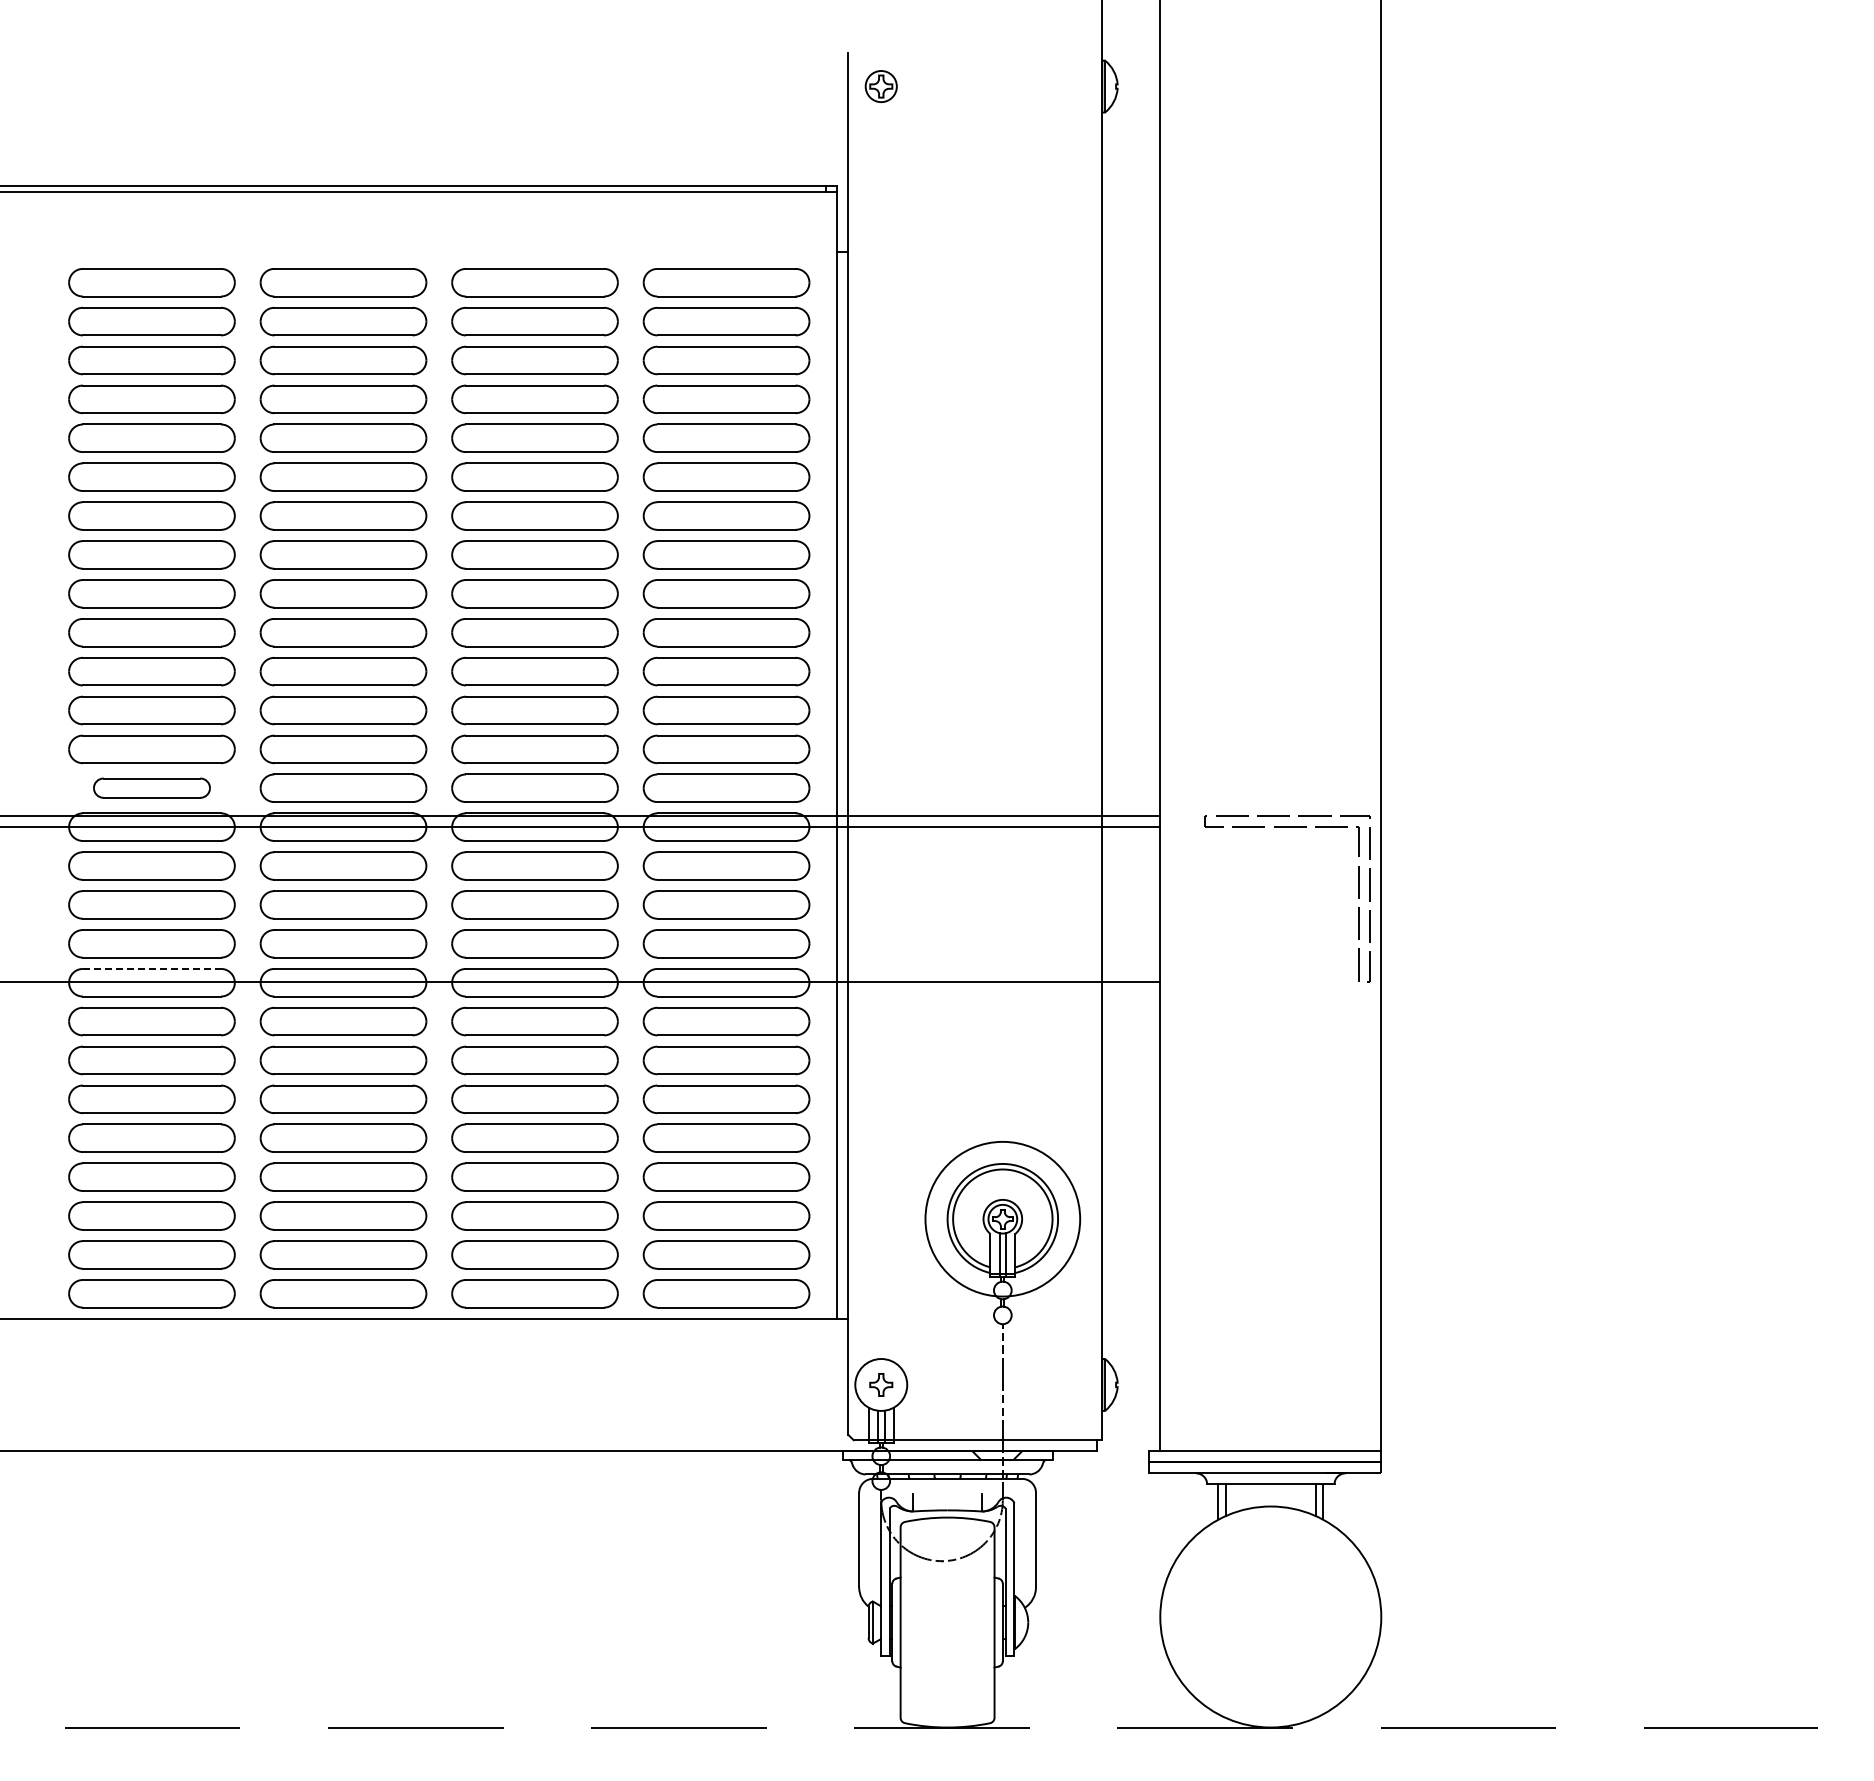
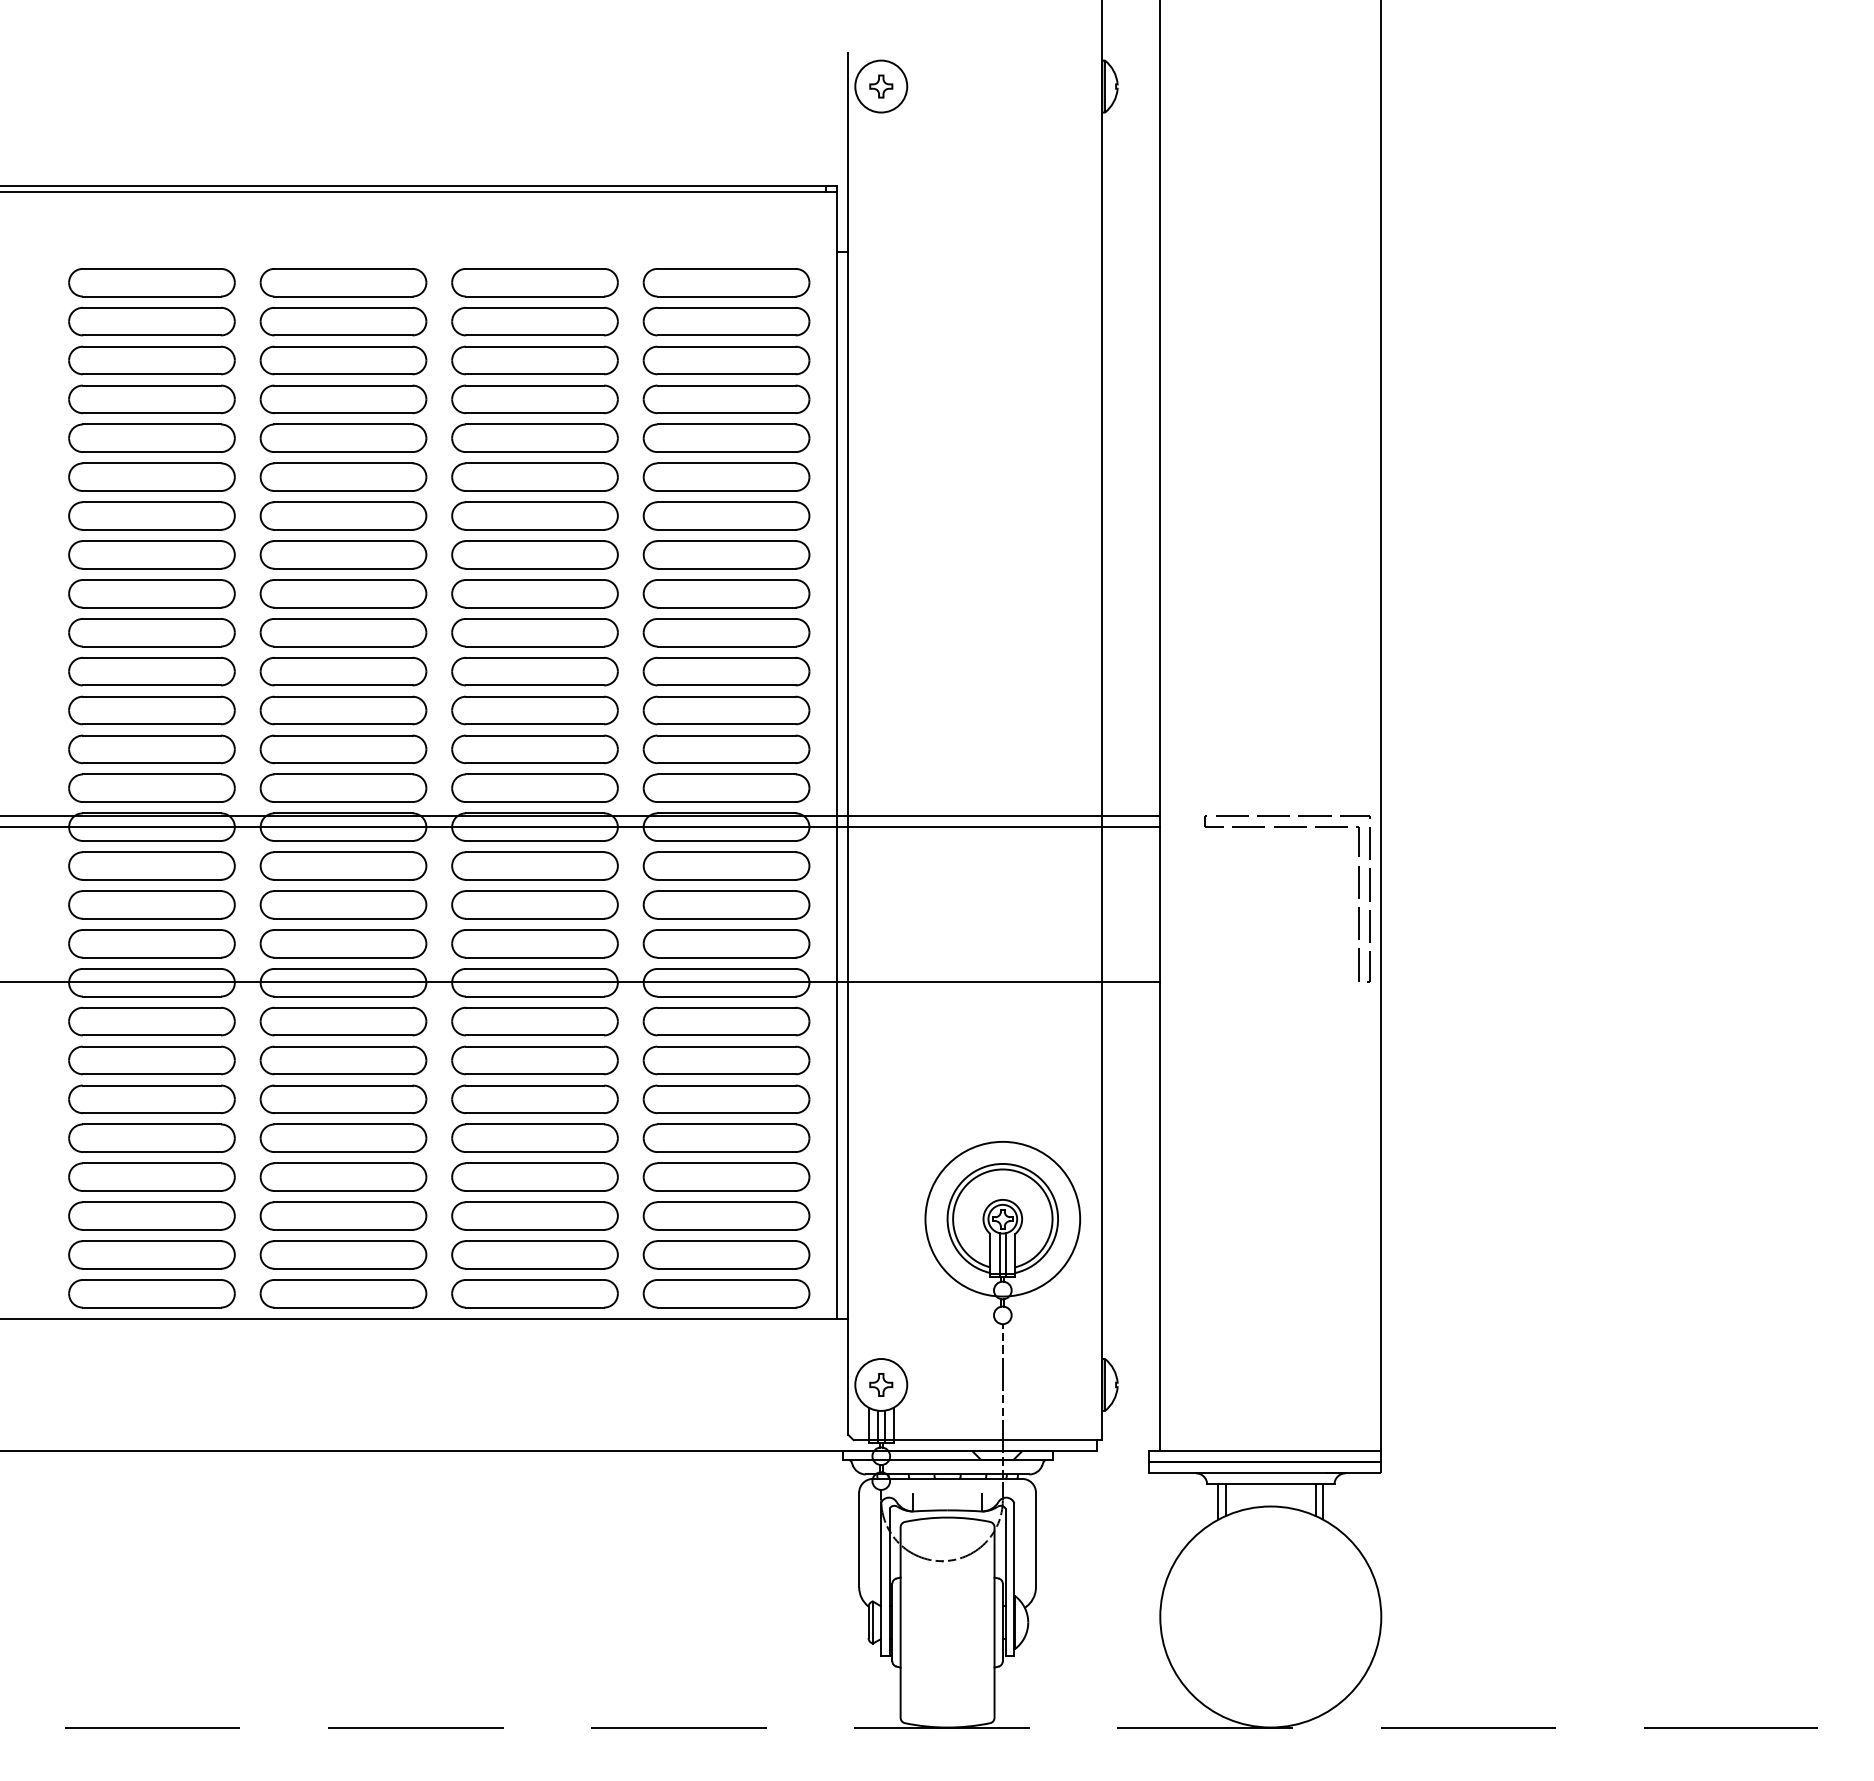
circle diameter: 31 px -> 52 px (881, 86)
part size: 118x22 px -> 168x30 px (151, 787)
line: dashed -> solid (152, 968)
